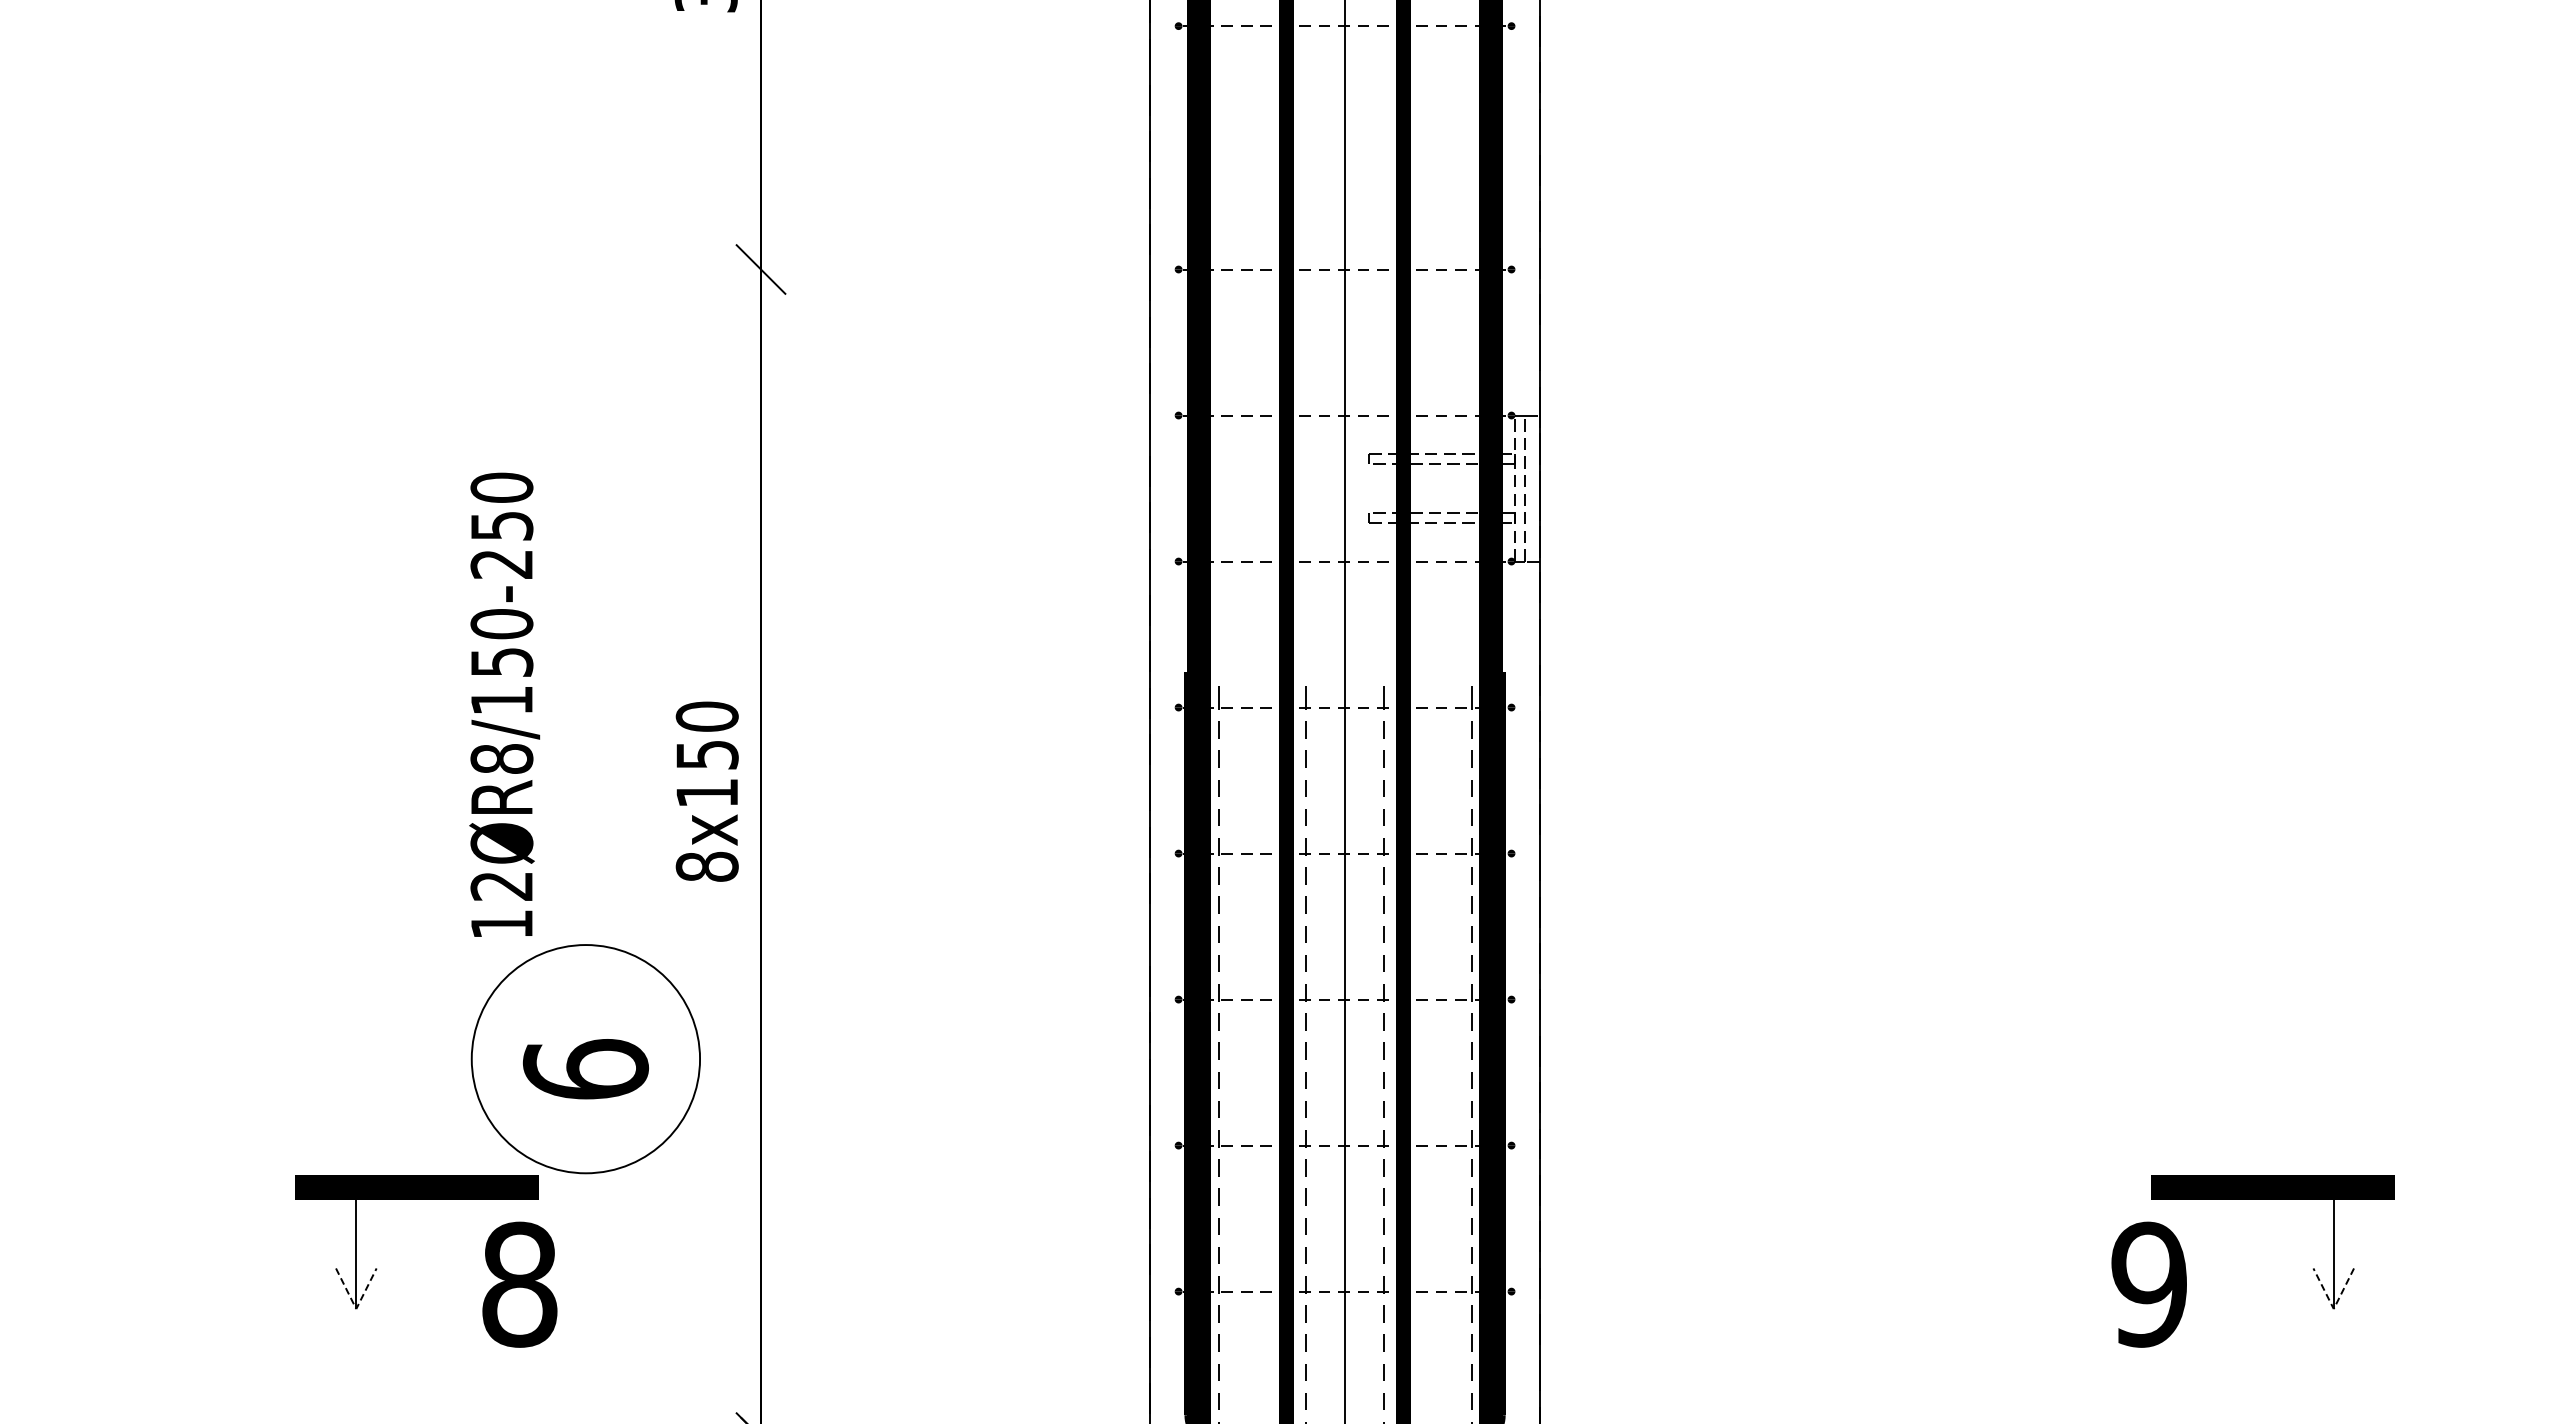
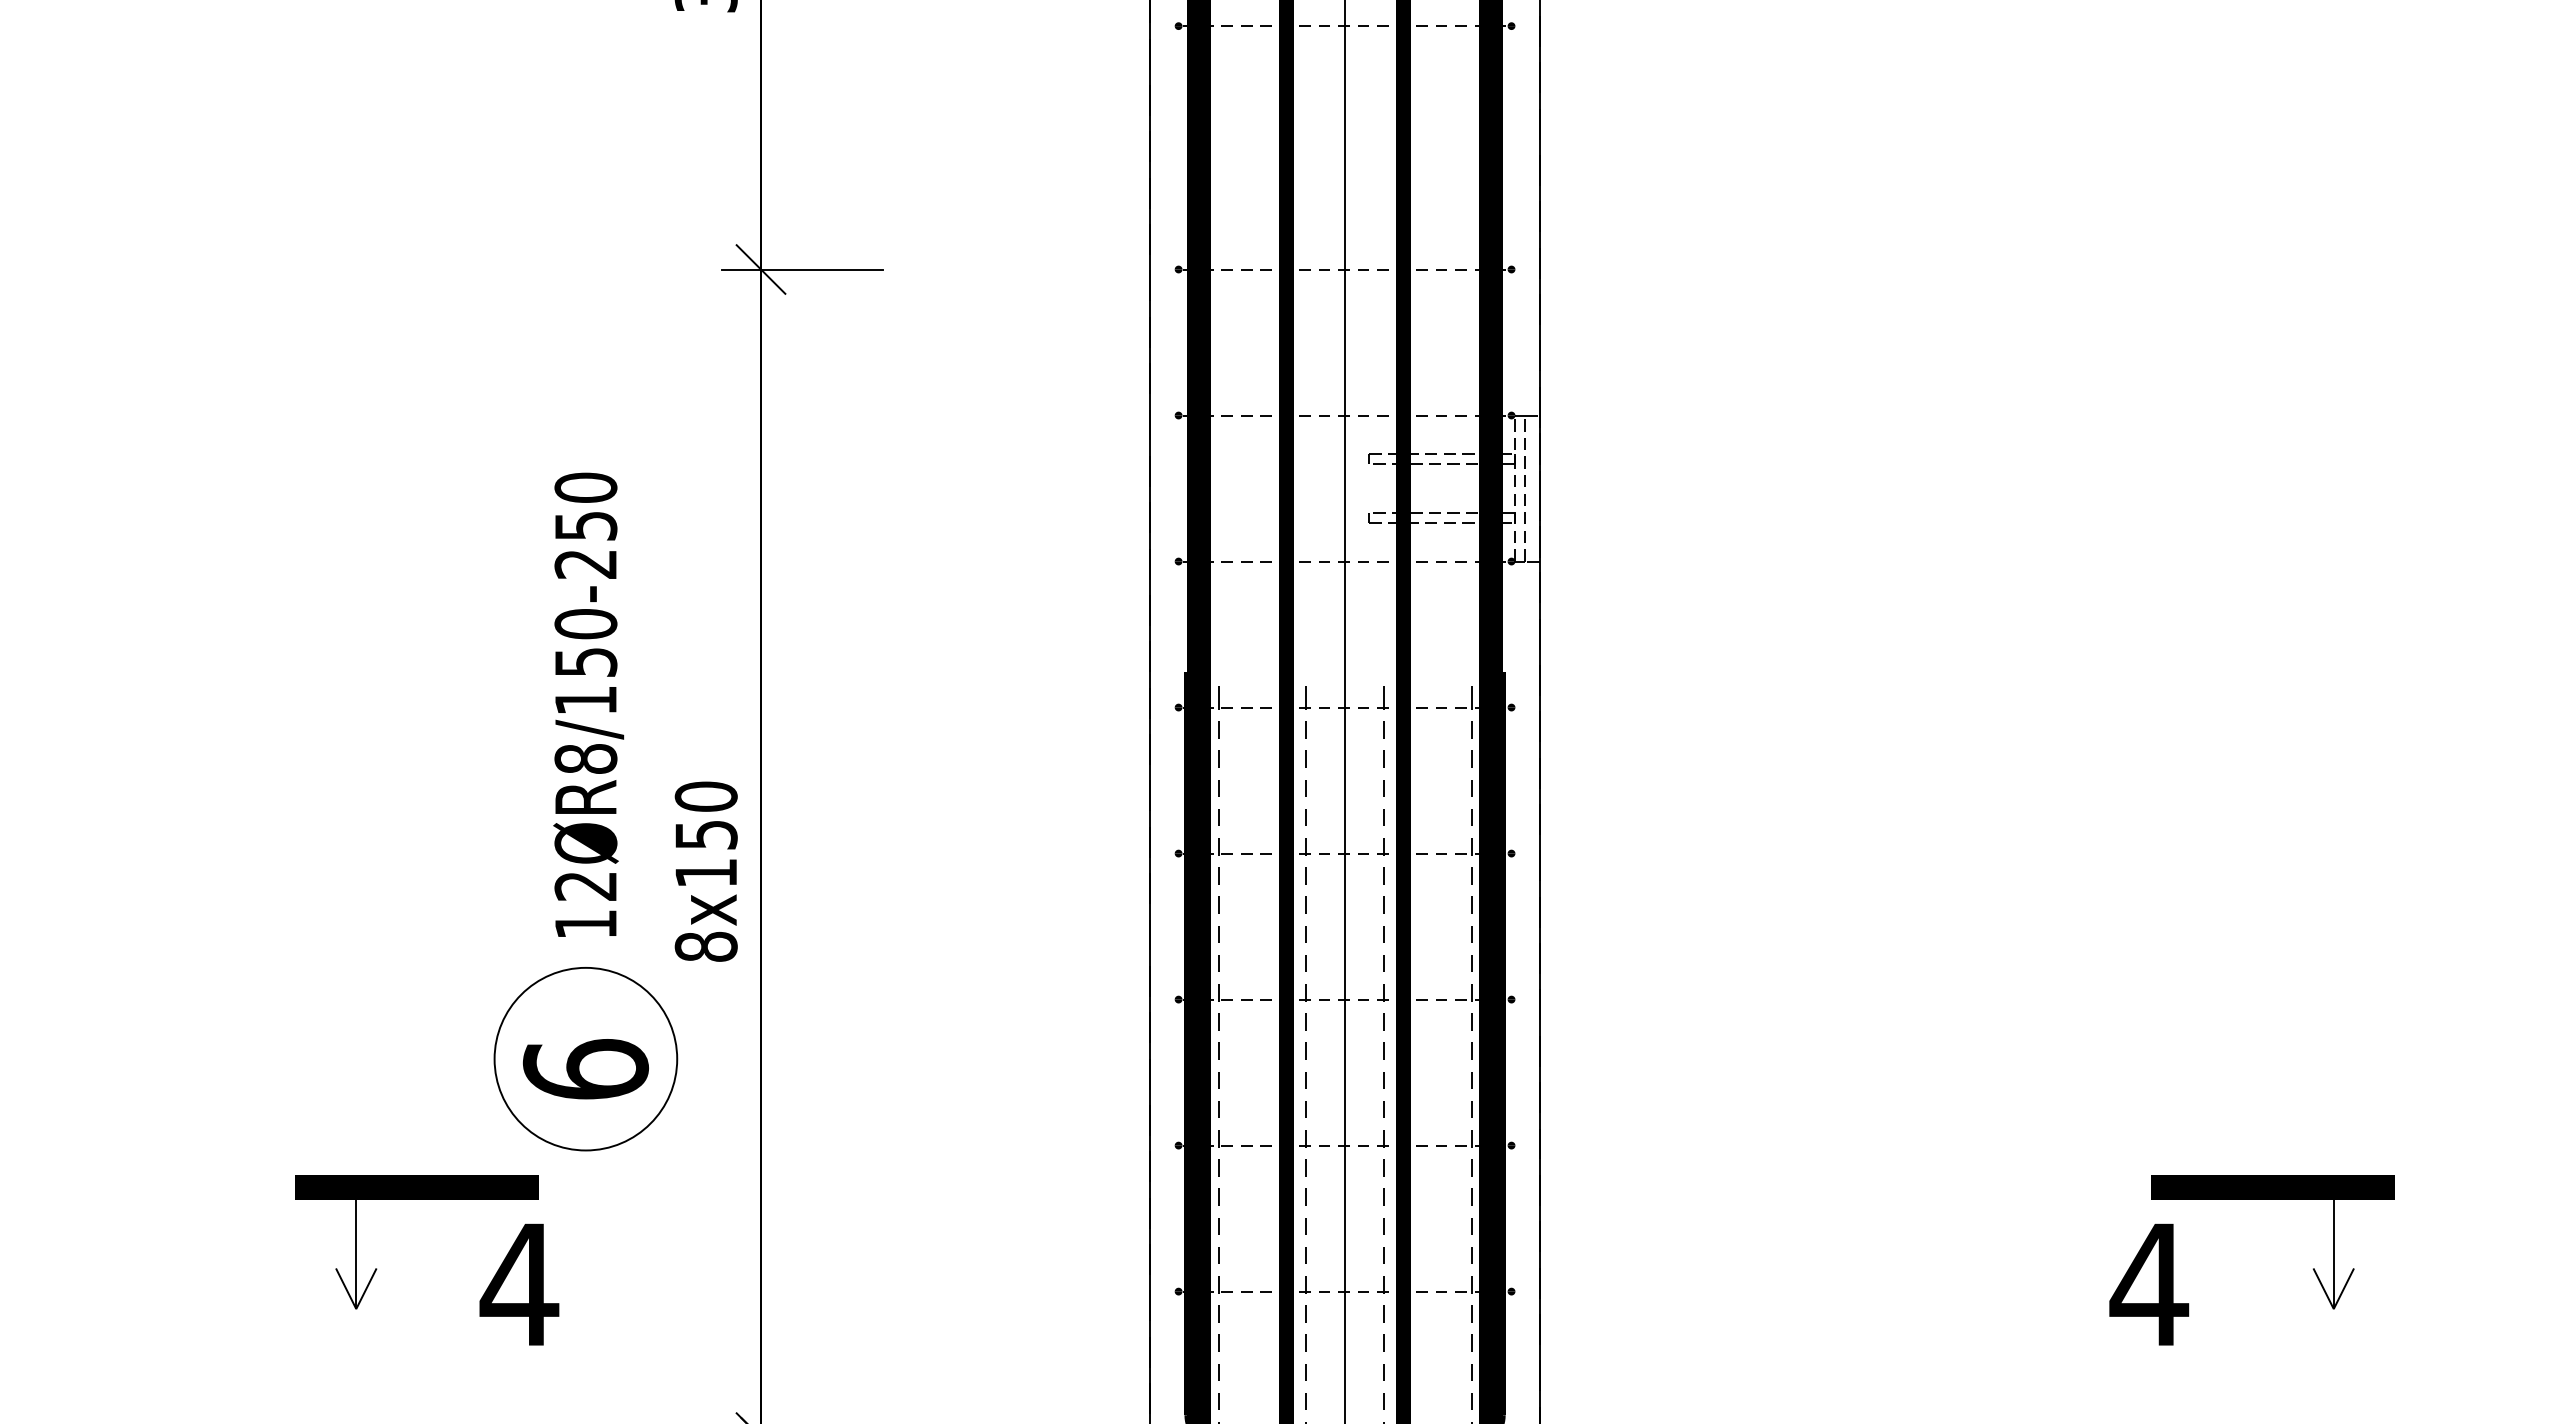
line: none -> present (802, 269)
text position: (504, 704) -> (588, 704) (588, 704)
text position: (706, 791) -> (705, 871) (705, 871)
circle diameter: 228 px -> 183 px (585, 1058)
text: 8 -> 4 (519, 1284)
text: 9 -> 4 (2149, 1284)
line: dashed -> solid (356, 1309)
line: dashed -> solid (2333, 1309)
